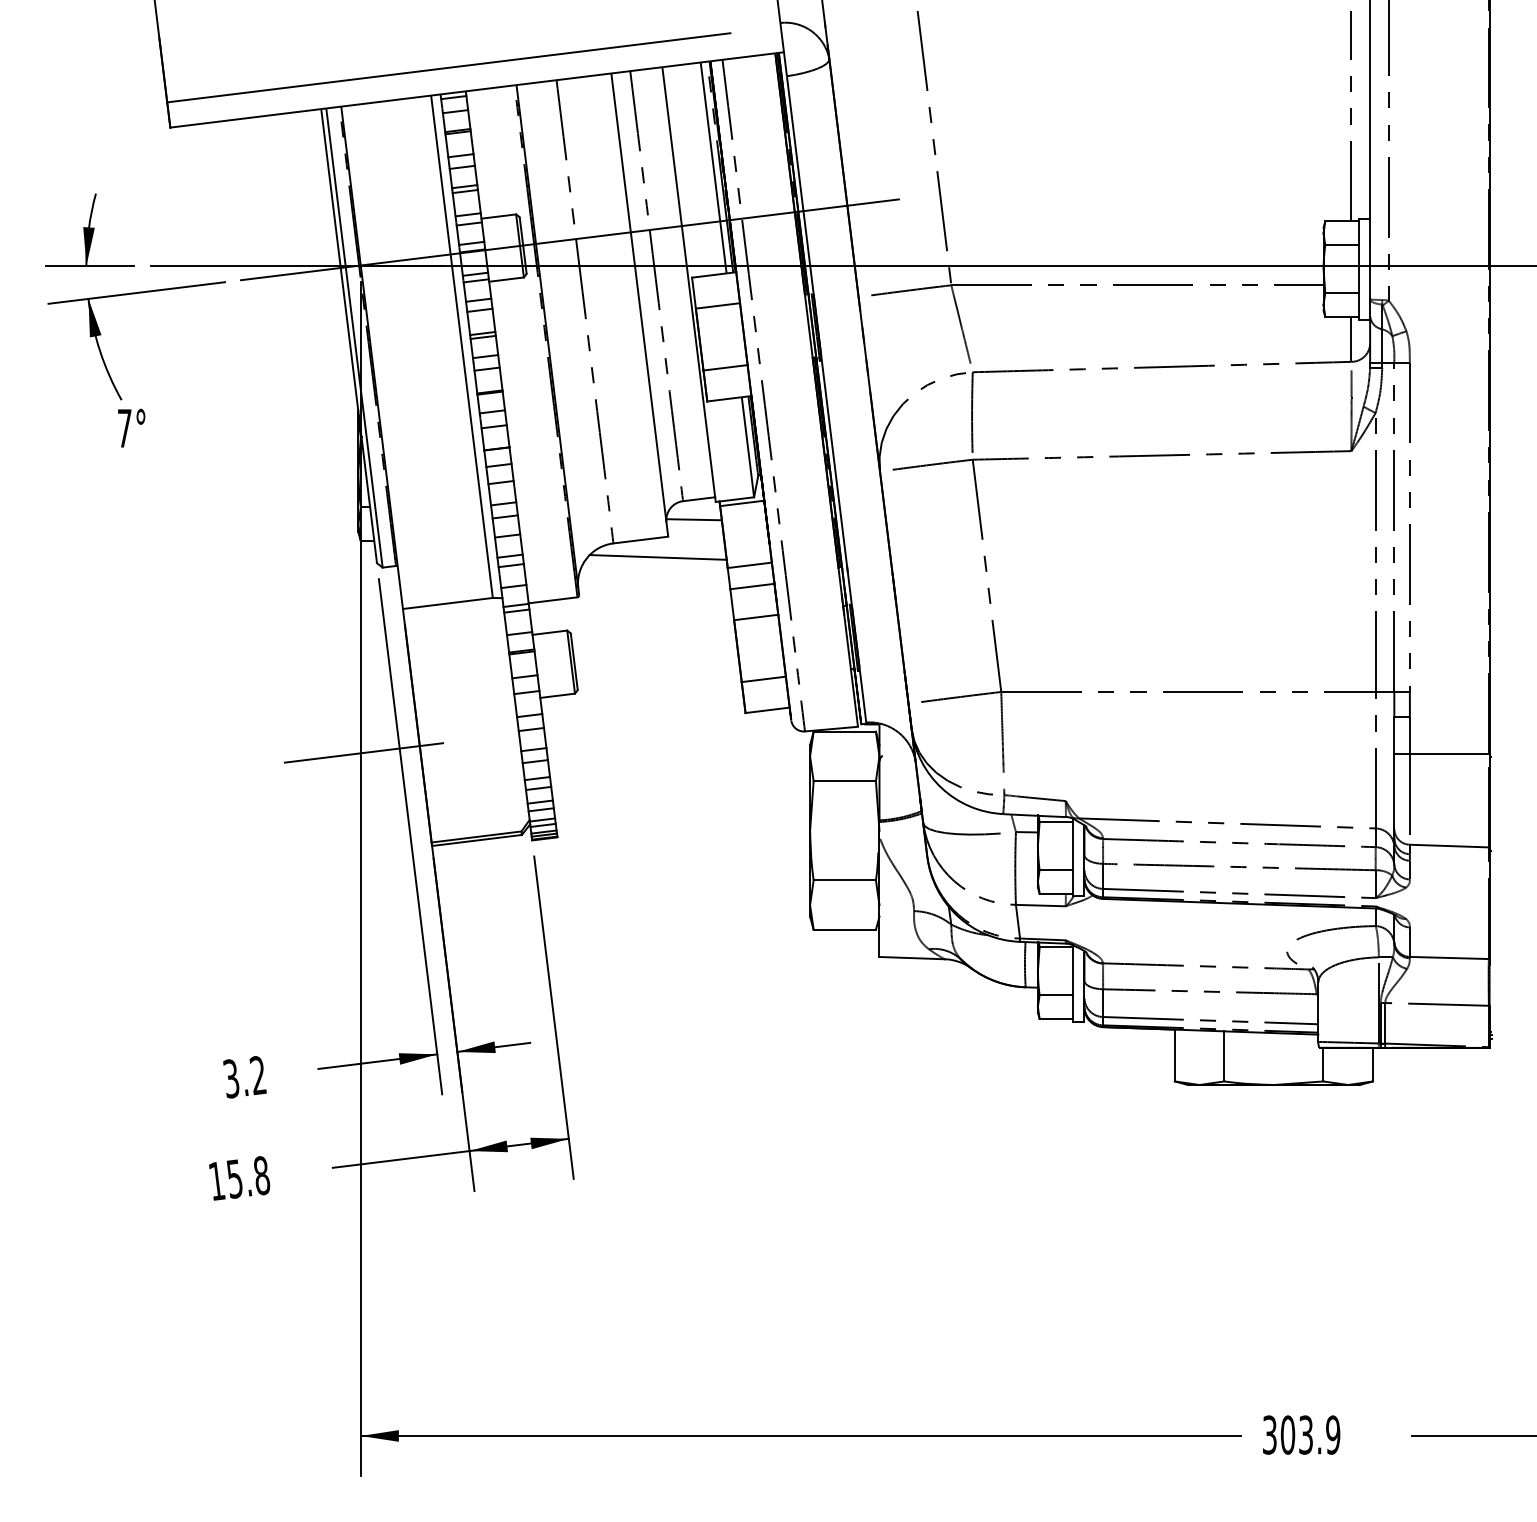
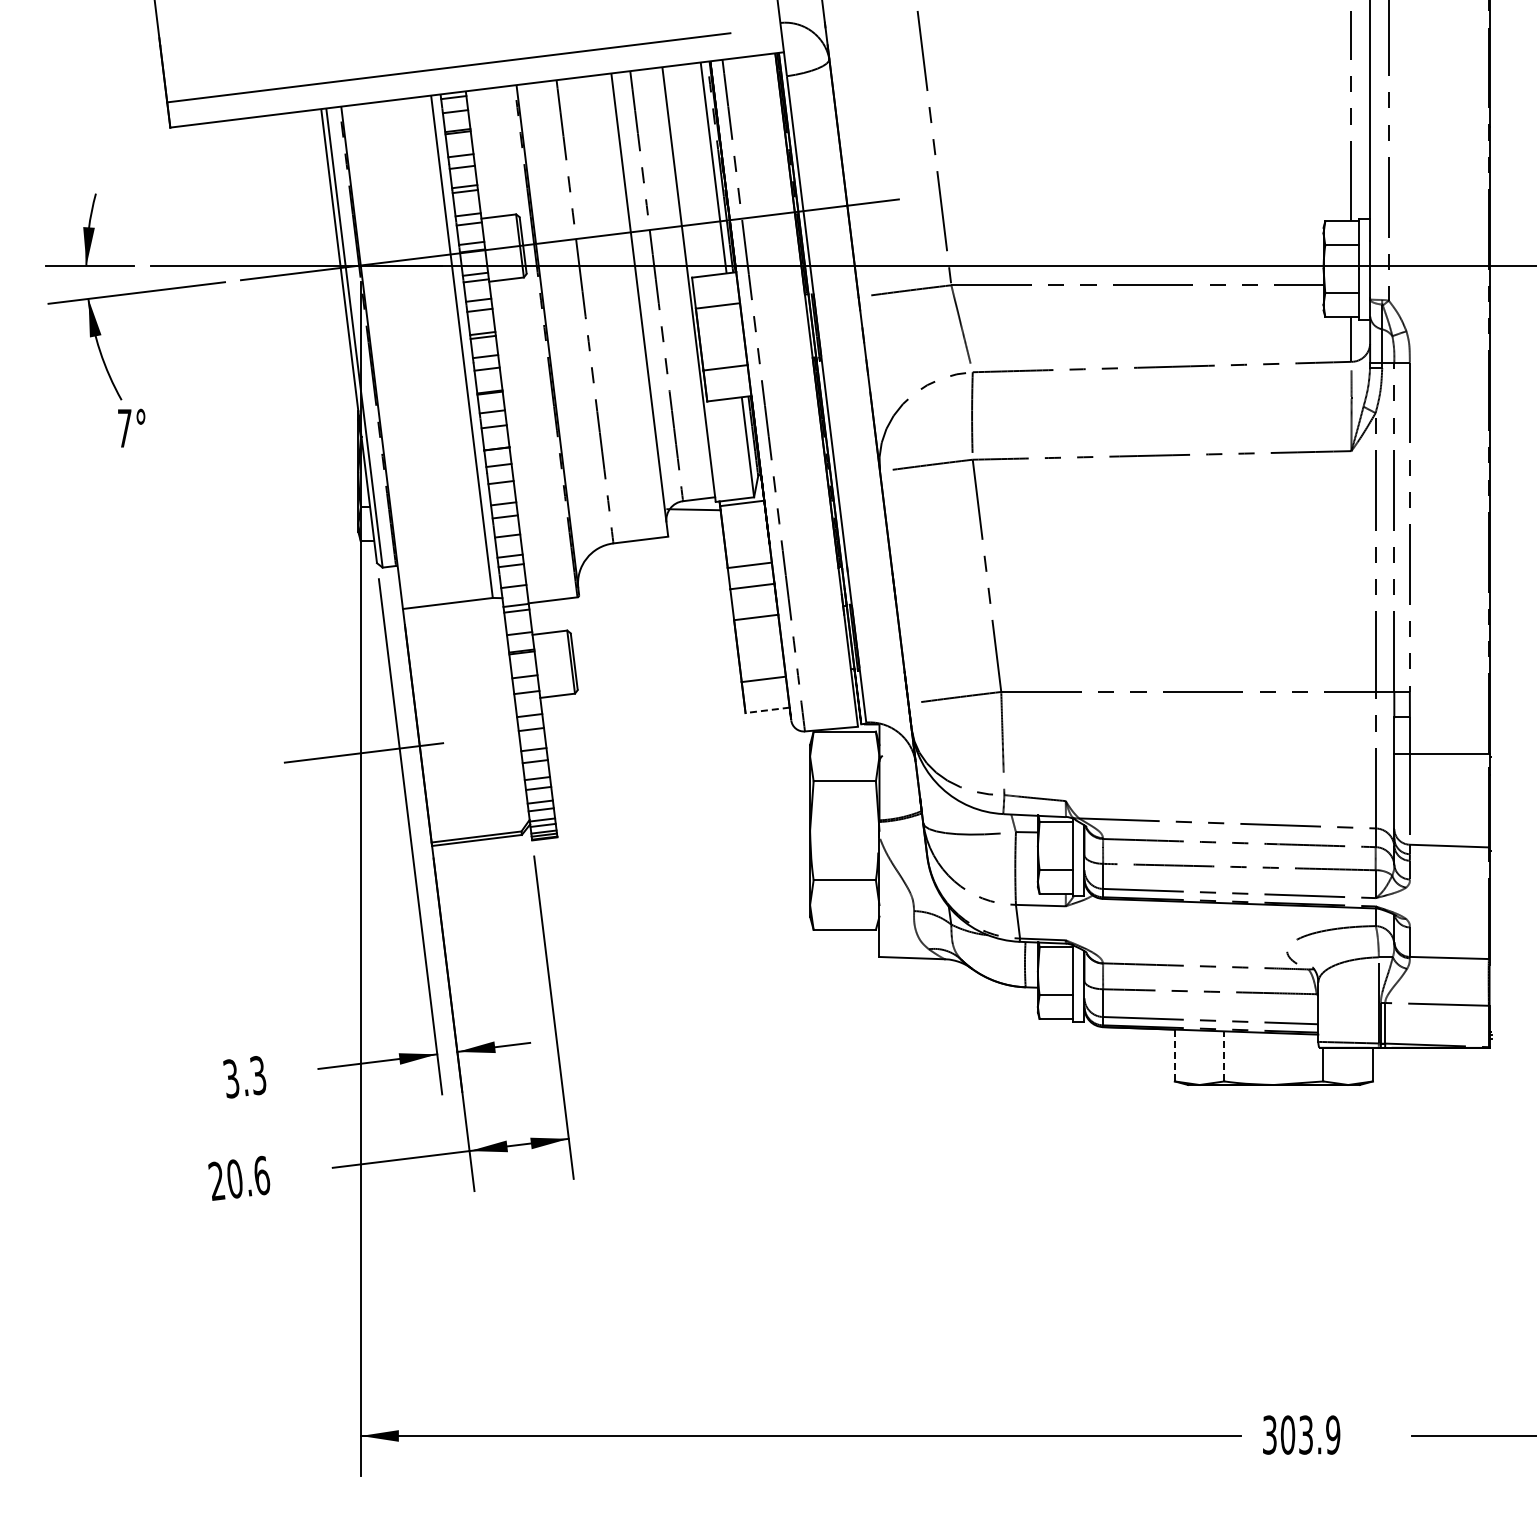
line position: (693, 519) -> (693, 509) (693, 509)
line: present -> none (657, 557)
line: solid -> dashed (767, 710)
line: solid -> dashed (1174, 1055)
line: solid -> dashed (1224, 1055)
text: 3.2 -> 3.3 (257, 1075)
text: 15.8 -> 20.6 (239, 1177)
